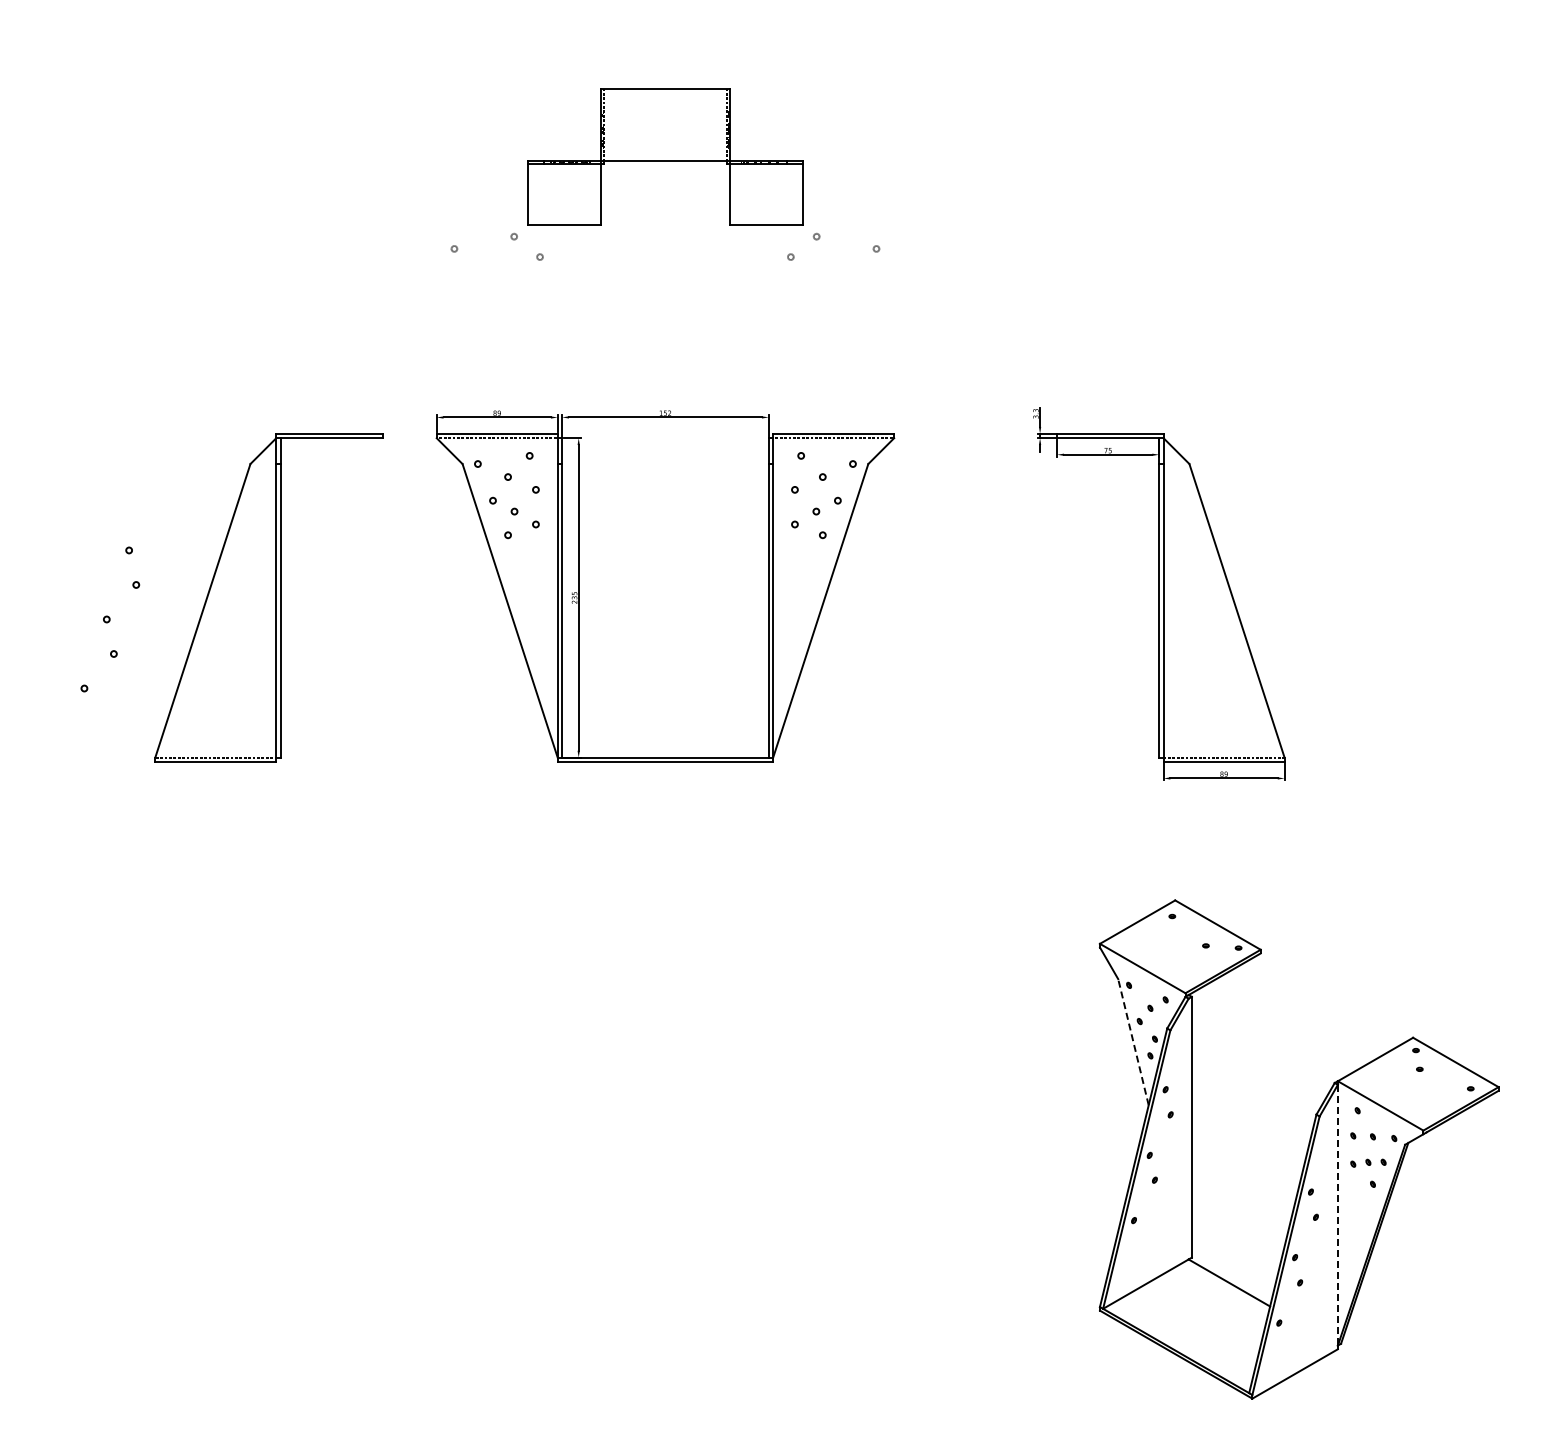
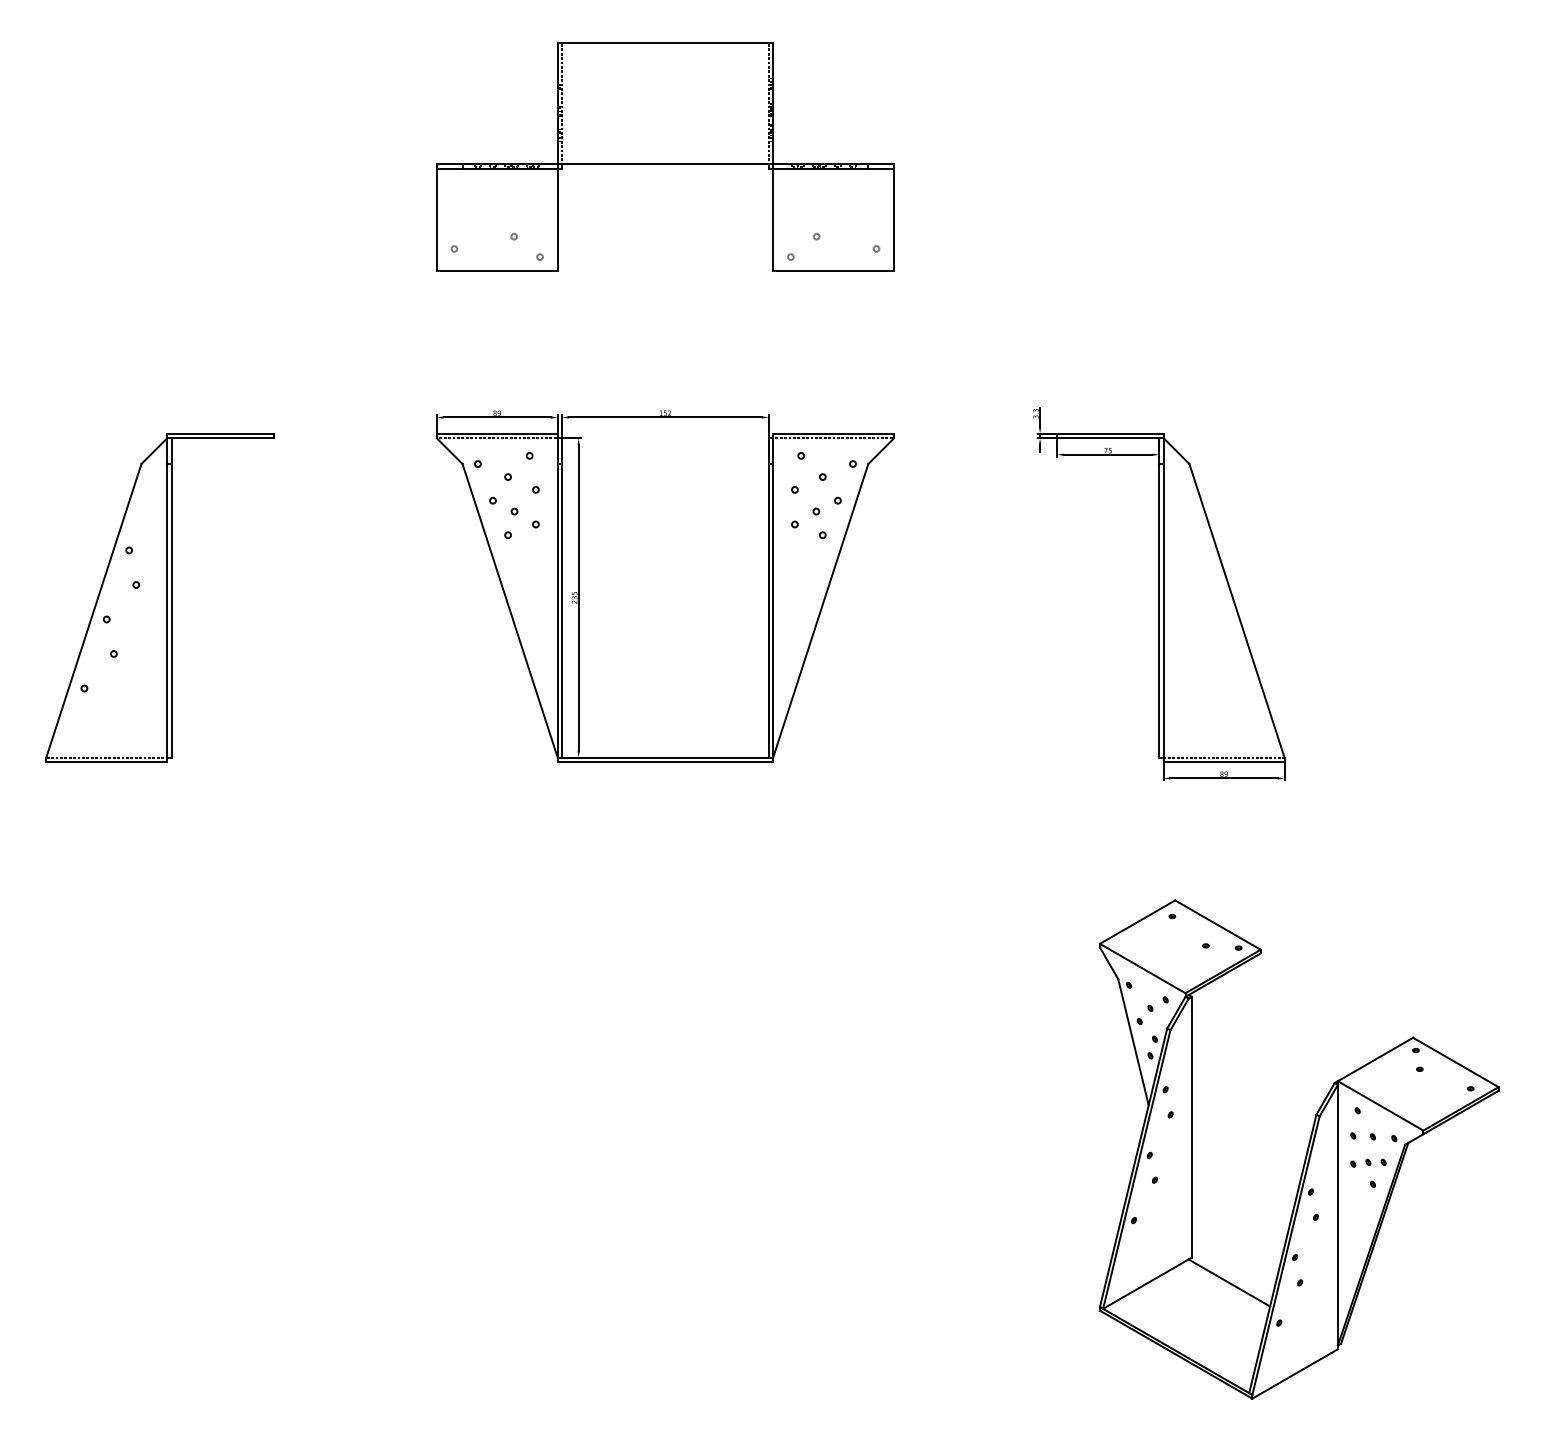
part size: 277x138 px -> 459x230 px (665, 156)
part position: (268, 597) -> (159, 597) (159, 597)
line: dashed -> solid (1133, 1042)
line: dashed -> solid (1337, 1215)
